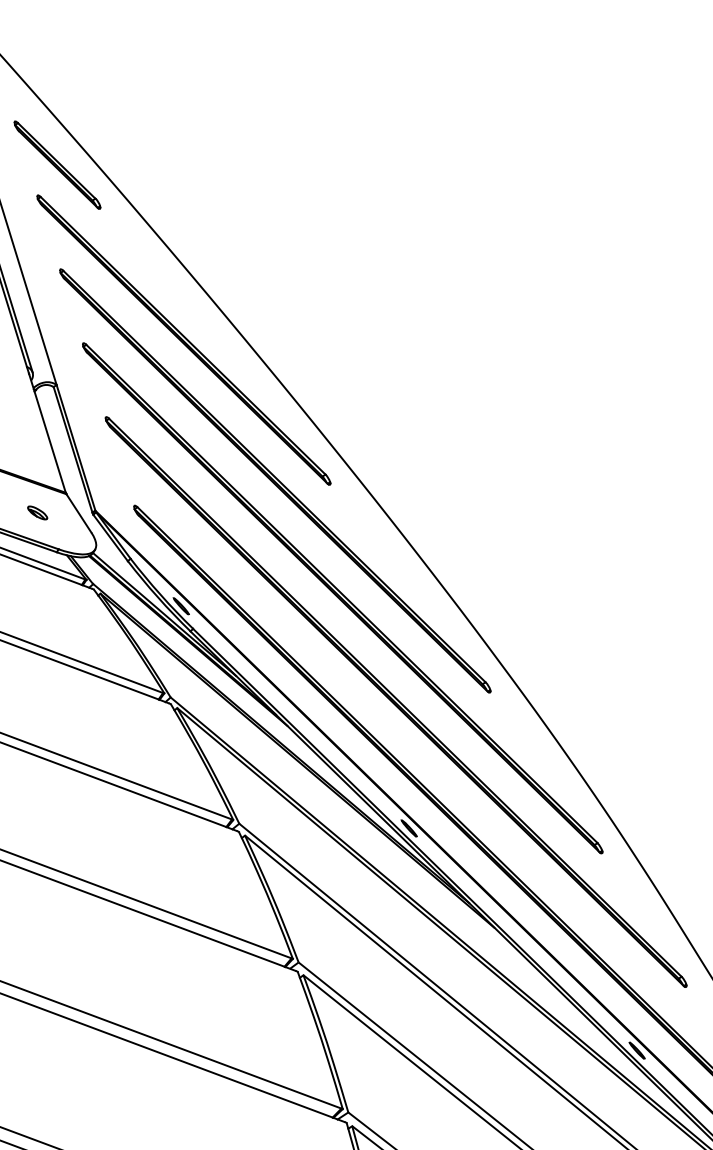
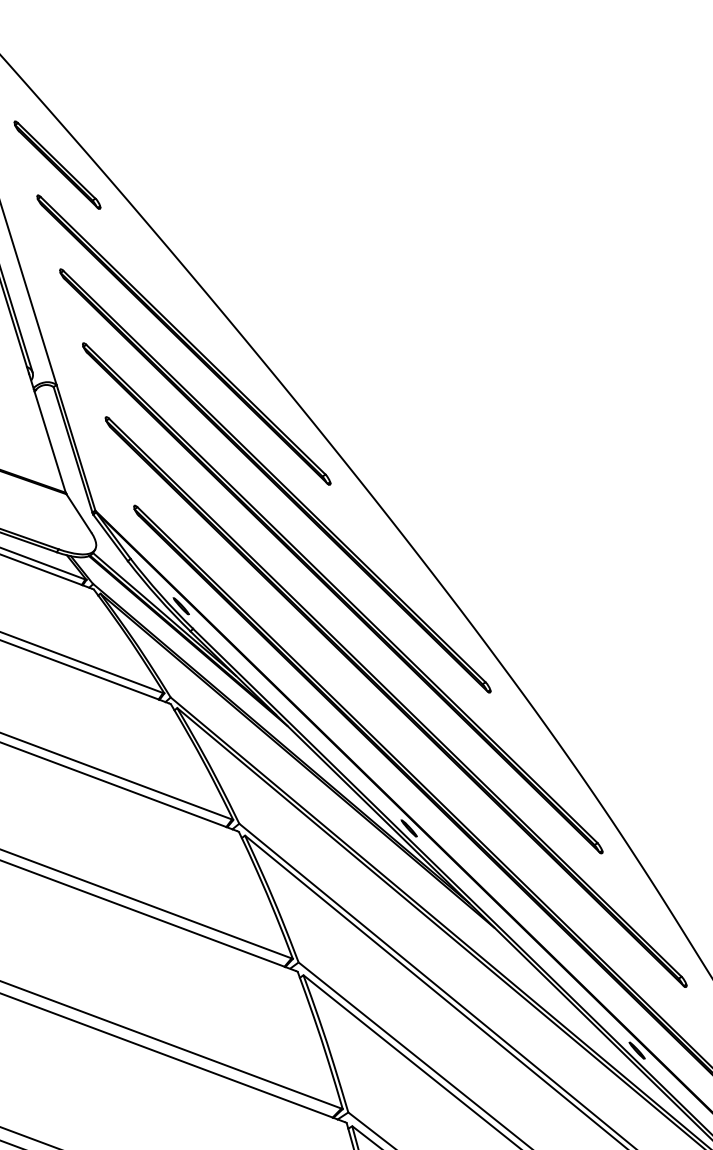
part: present -> none (37, 512)
